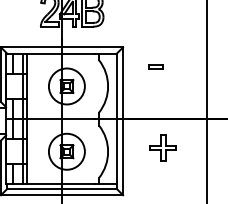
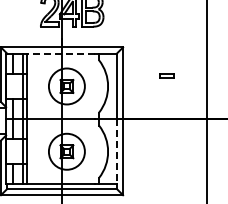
line: solid -> dashed (60, 53)
part position: (155, 66) -> (166, 75) (166, 75)
part: present -> none (162, 147)
line: solid -> dashed (116, 151)
